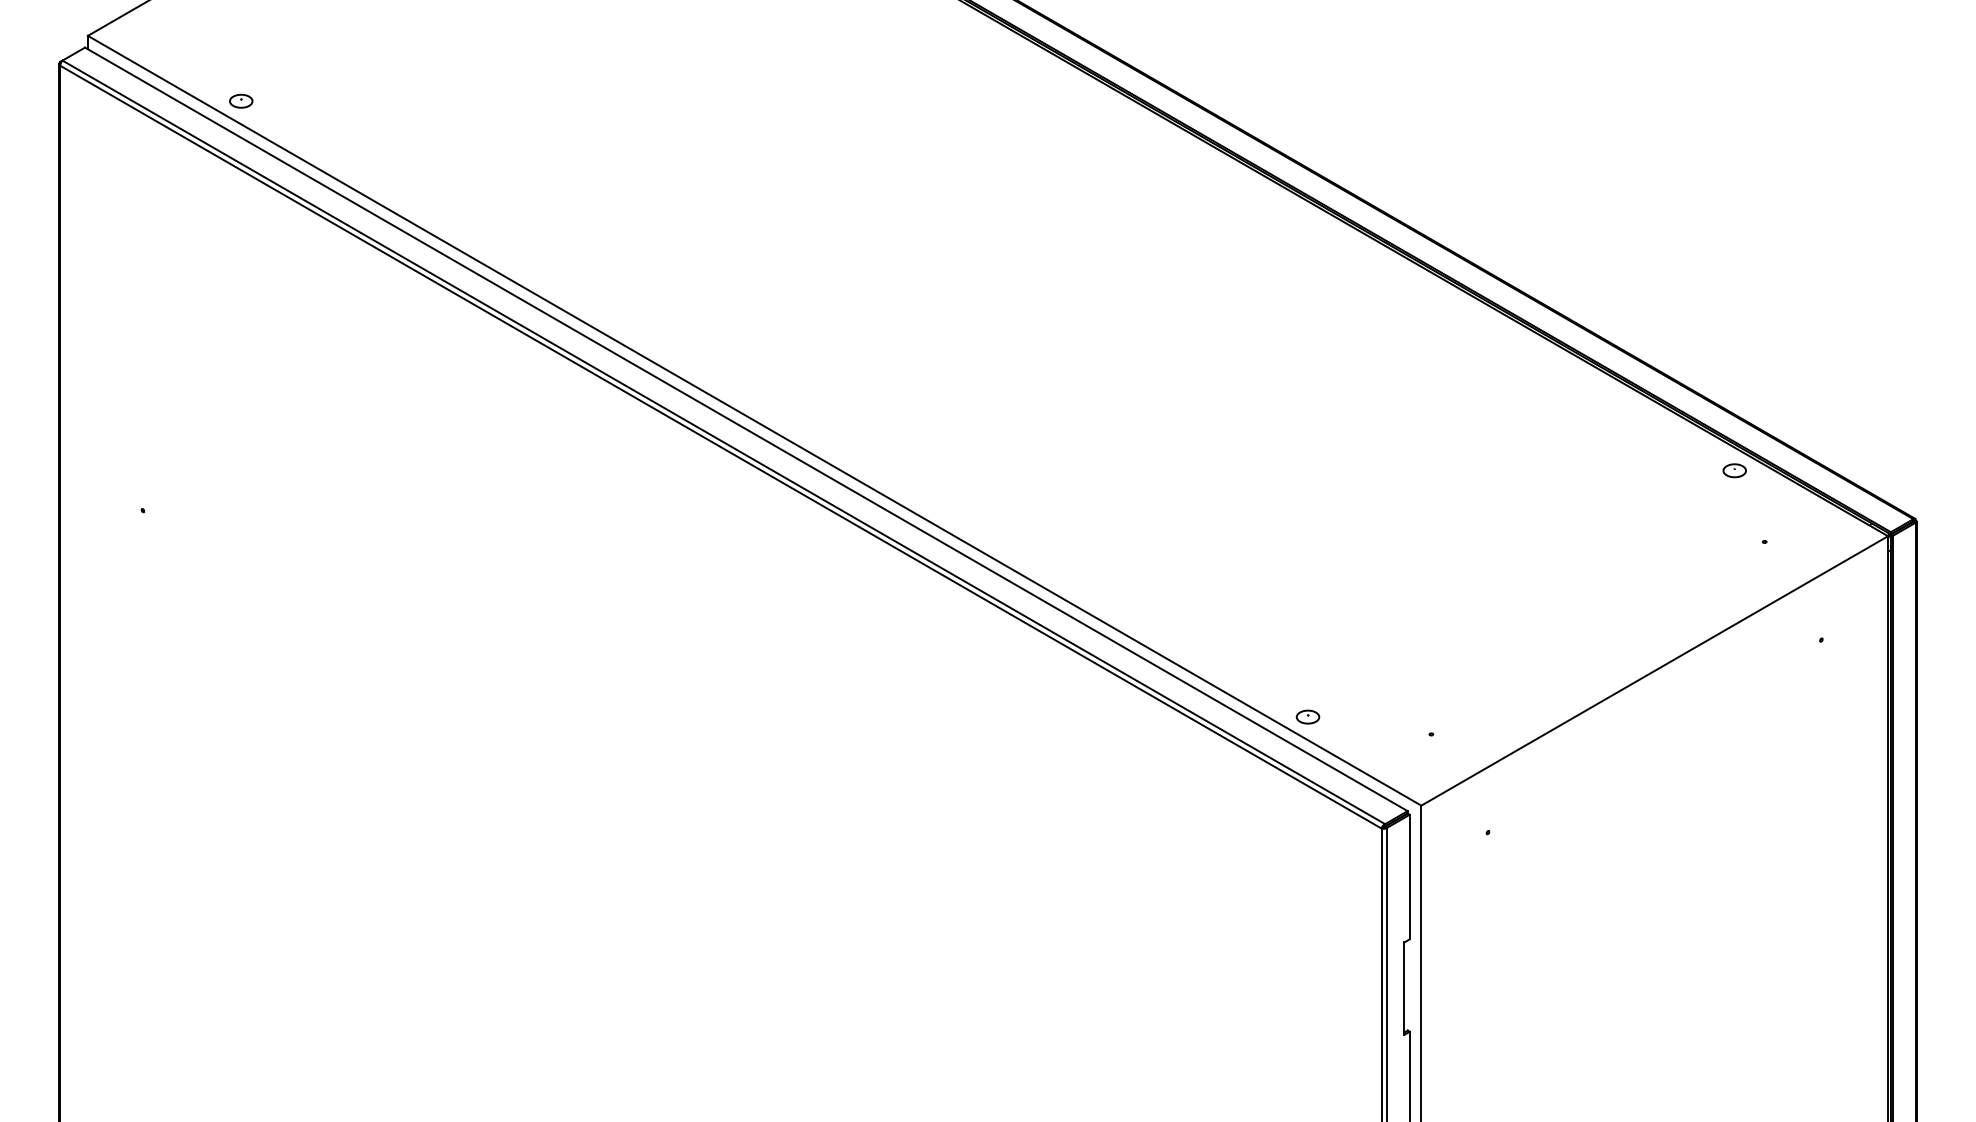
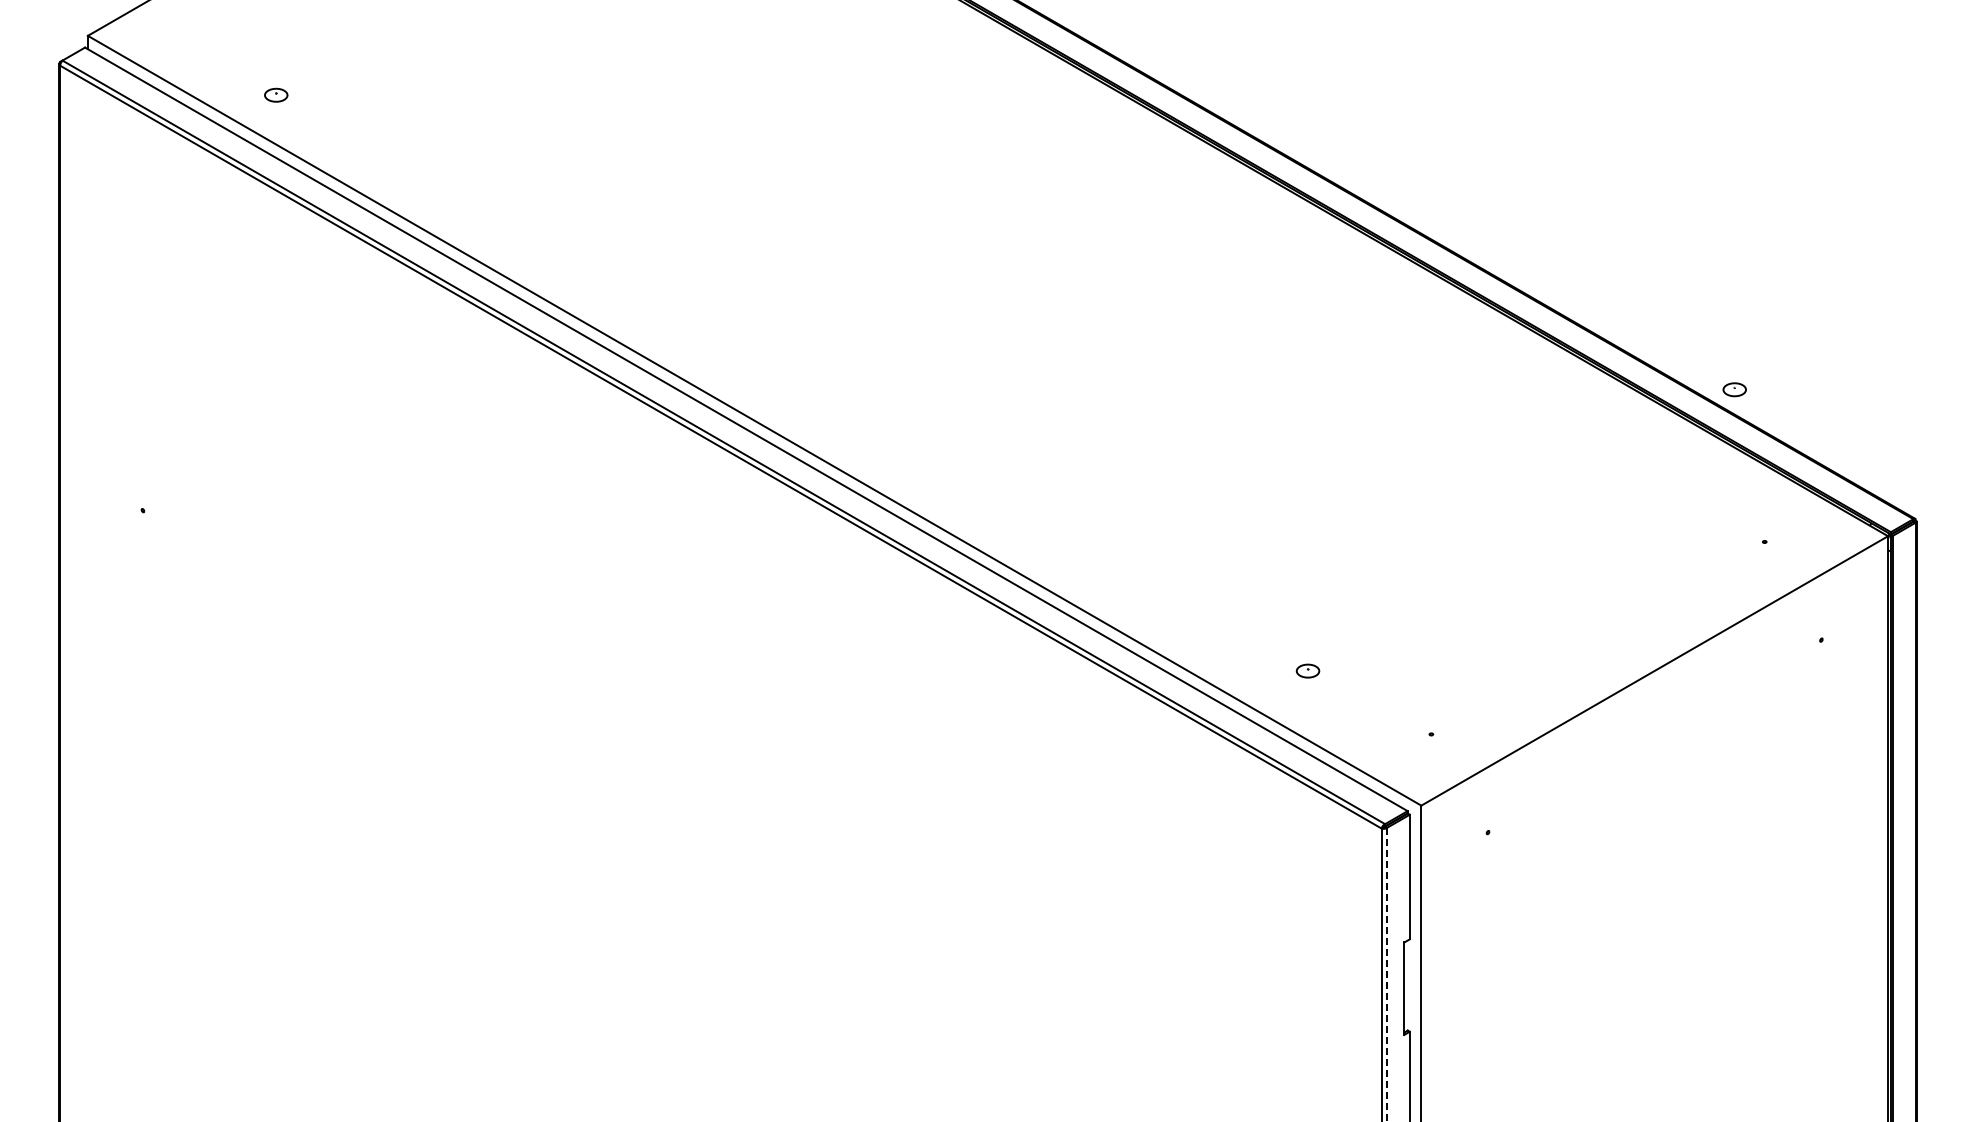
part position: (241, 100) -> (276, 94) (276, 94)
part position: (1734, 470) -> (1734, 389) (1734, 389)
part position: (1307, 716) -> (1307, 670) (1307, 670)
line: solid -> dashed (1387, 974)
